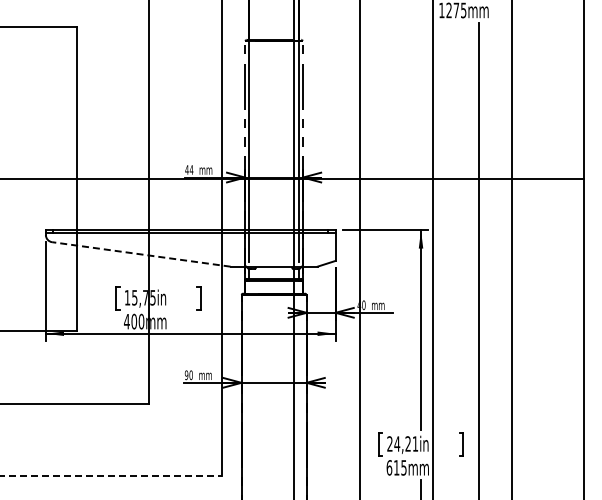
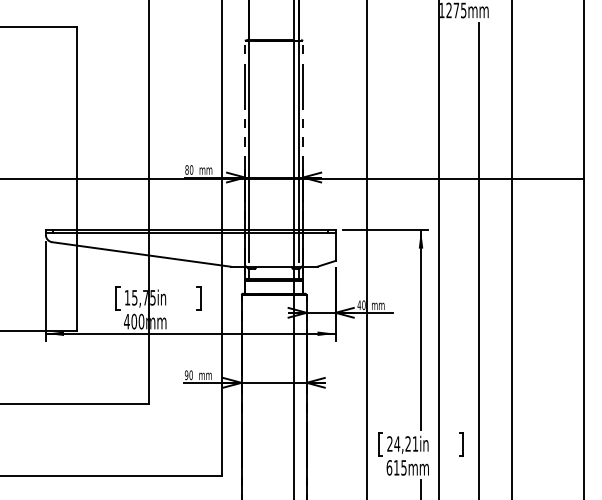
text: 44 -> 80 (189, 169)
line position: (359, 249) -> (366, 249) (366, 249)
line position: (433, 249) -> (439, 249) (439, 249)
line: dashed -> solid (140, 254)
line: dashed -> solid (111, 476)
